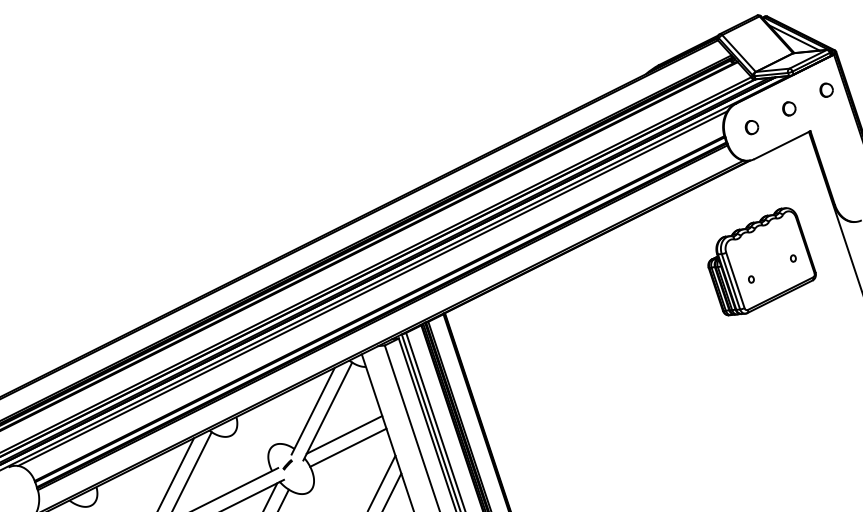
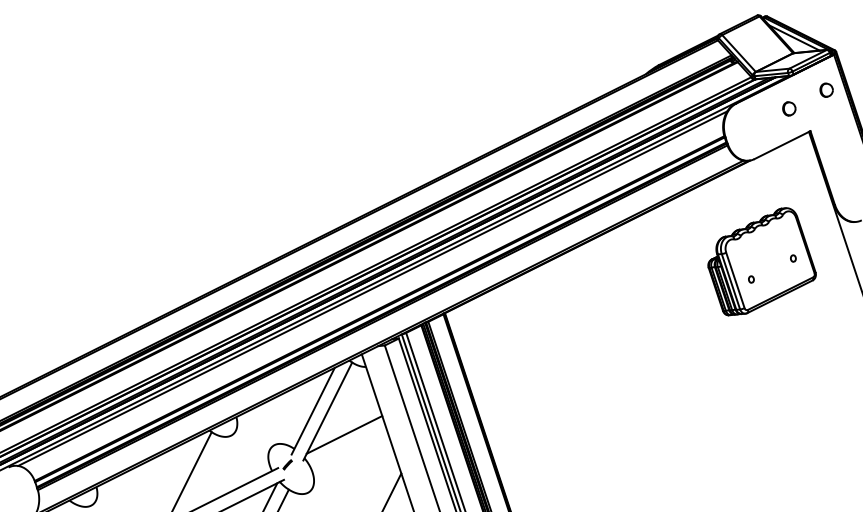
part: present -> none (751, 127)
line: present -> none (348, 447)
line: present -> none (175, 473)
line: present -> none (382, 481)
